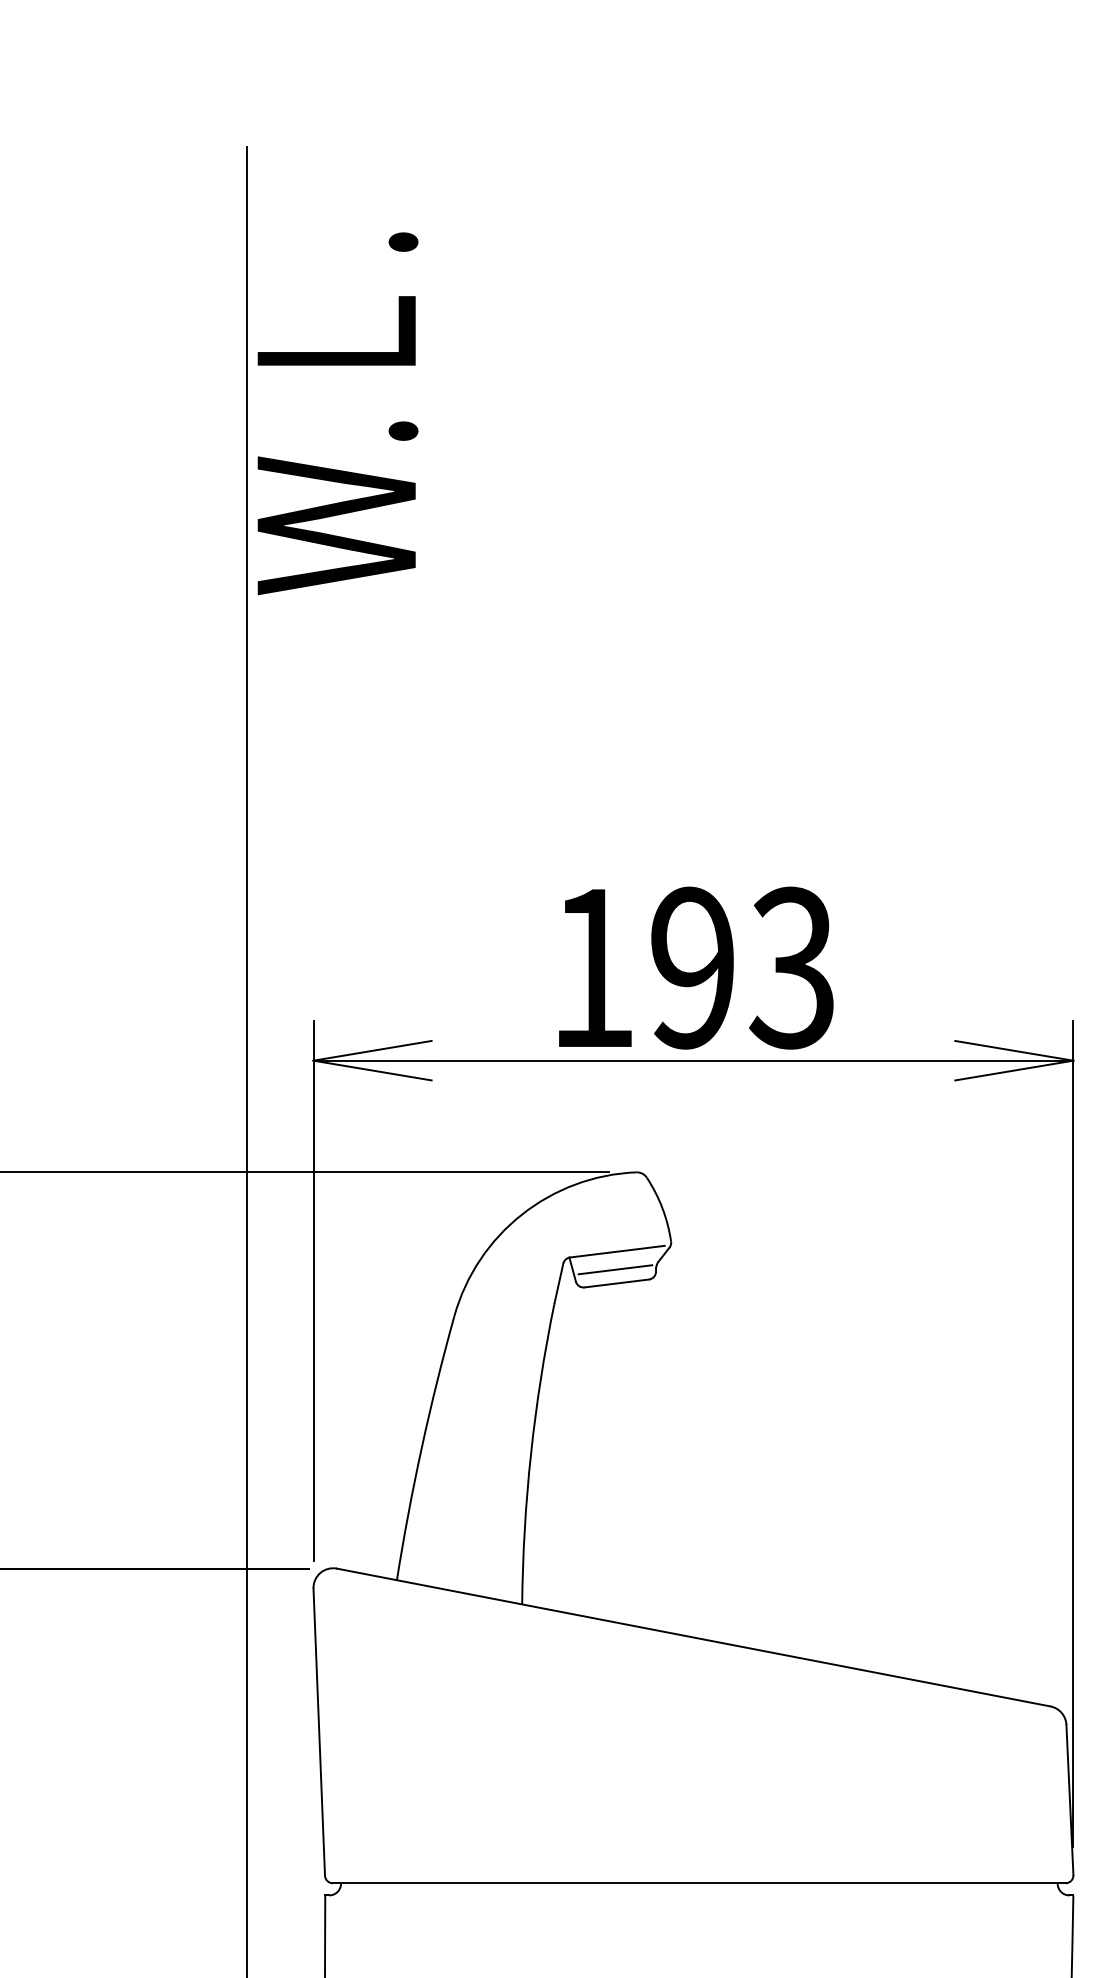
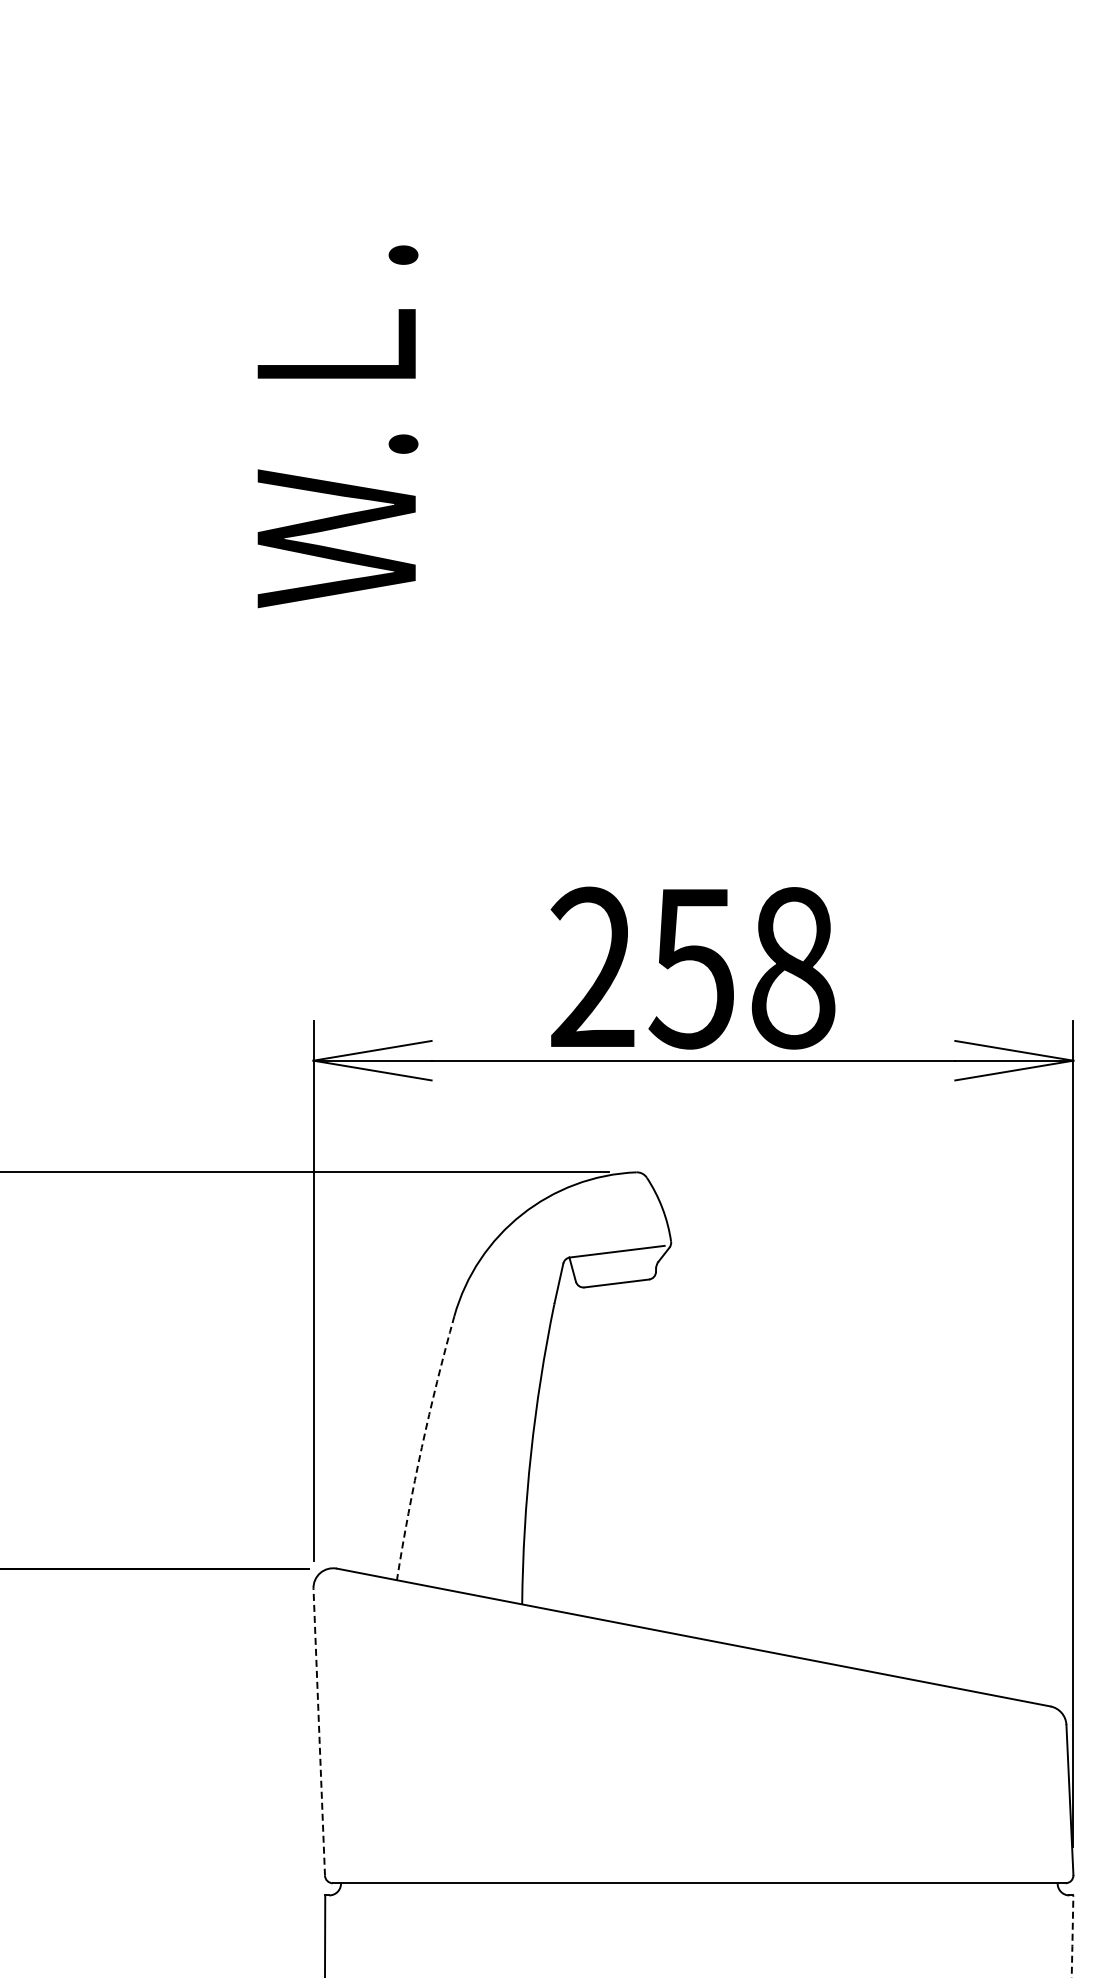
text position: (337, 413) -> (337, 426) (337, 426)
text: 193 -> 258 (692, 967)
line: present -> none (246, 1060)
line: present -> none (615, 1269)
arc: solid -> dashed (421, 1447)
line: solid -> dashed (319, 1732)
arc: solid -> dashed (1072, 1936)
